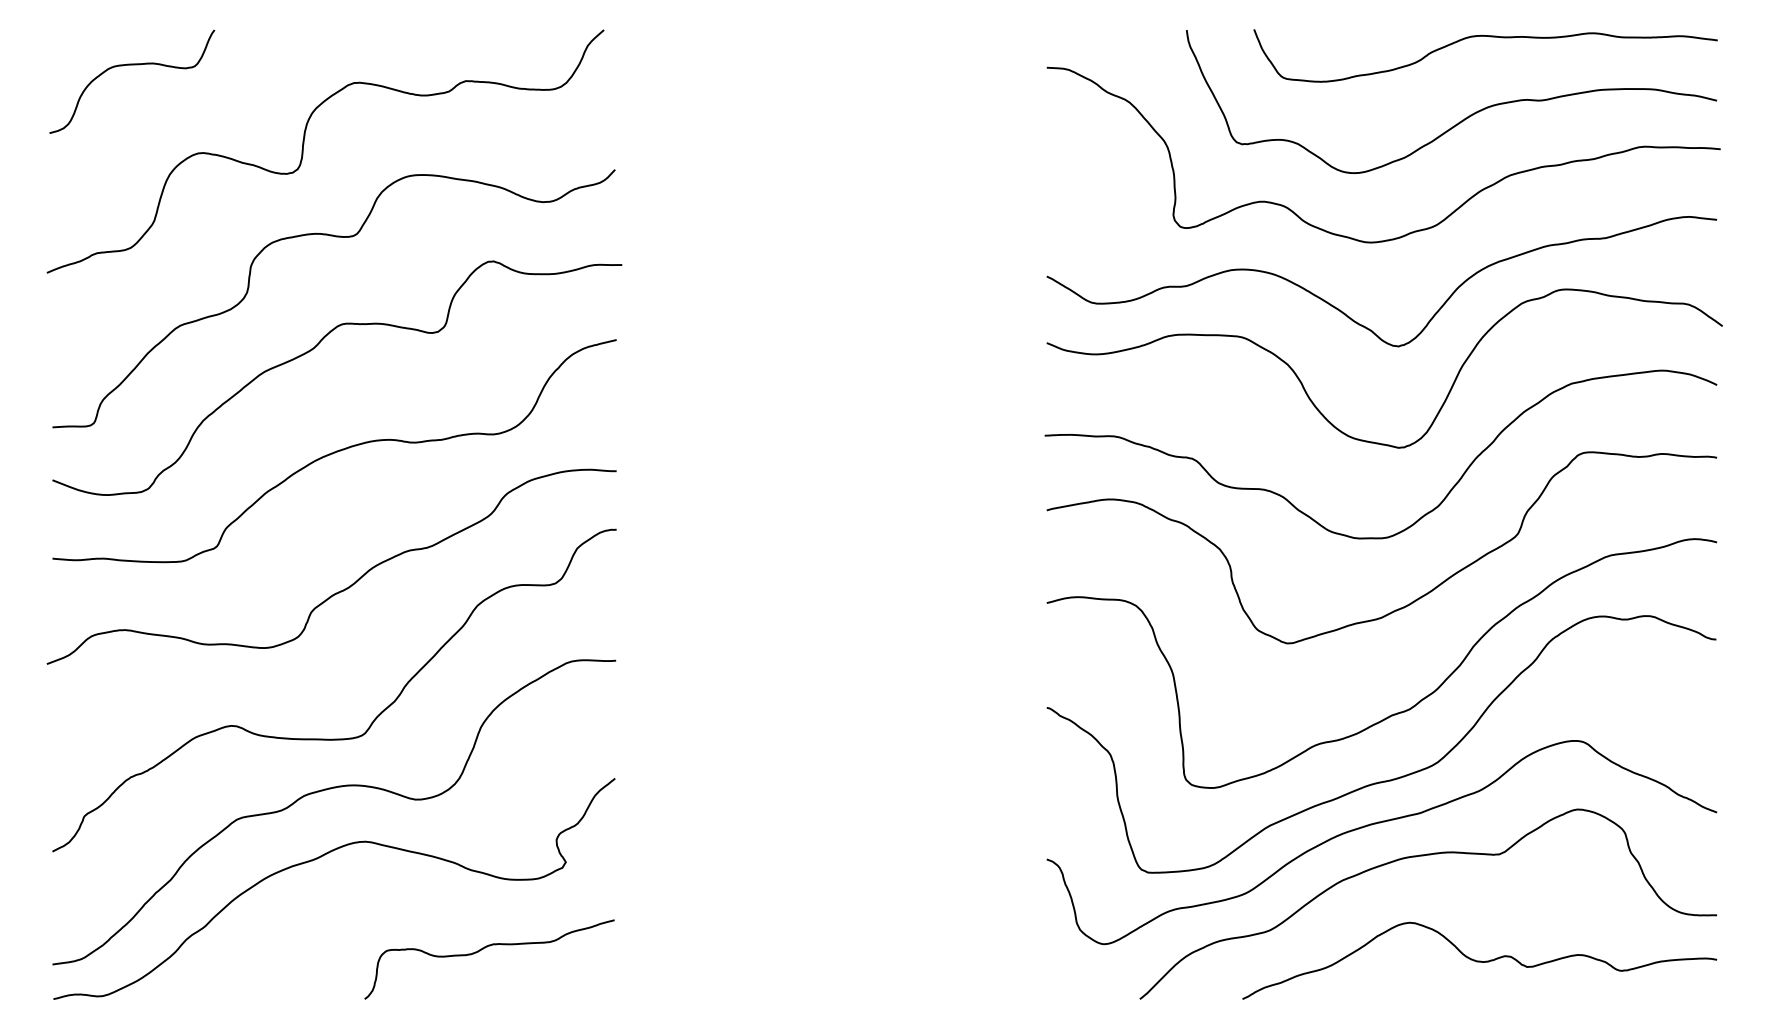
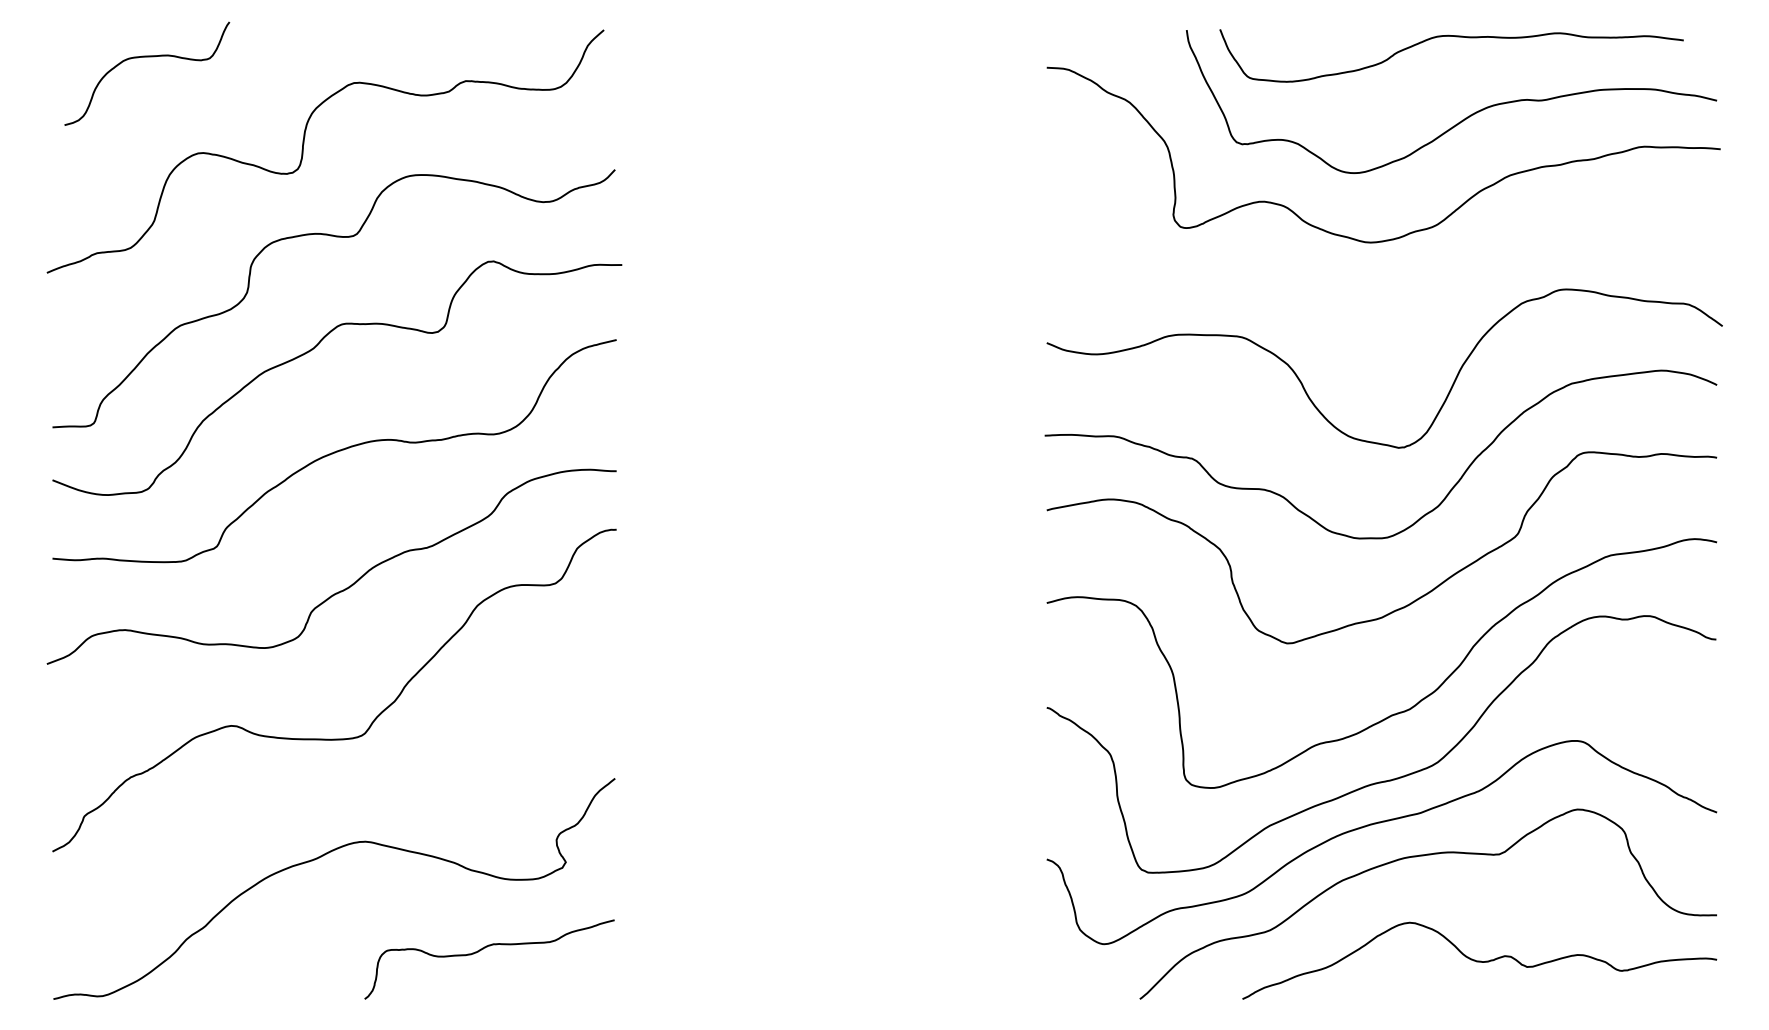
curve position: (1489, 37) -> (1455, 37) (1455, 37)
curve position: (132, 65) -> (147, 57) (147, 57)
curve: present -> none (1352, 318)
curve: present -> none (330, 789)
